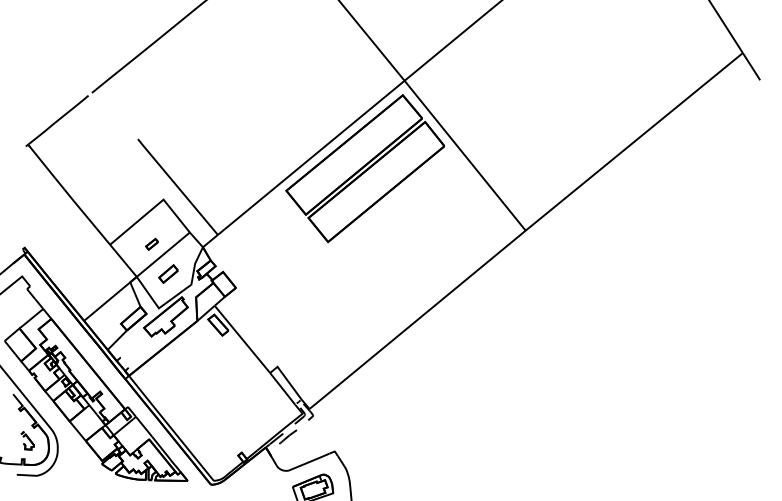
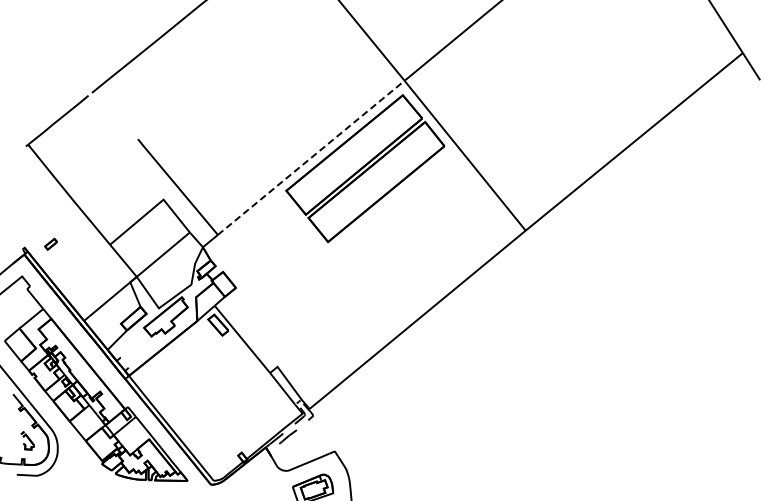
line: solid -> dashed (311, 157)
part position: (151, 243) -> (50, 243) (50, 243)
part: present -> none (168, 273)
